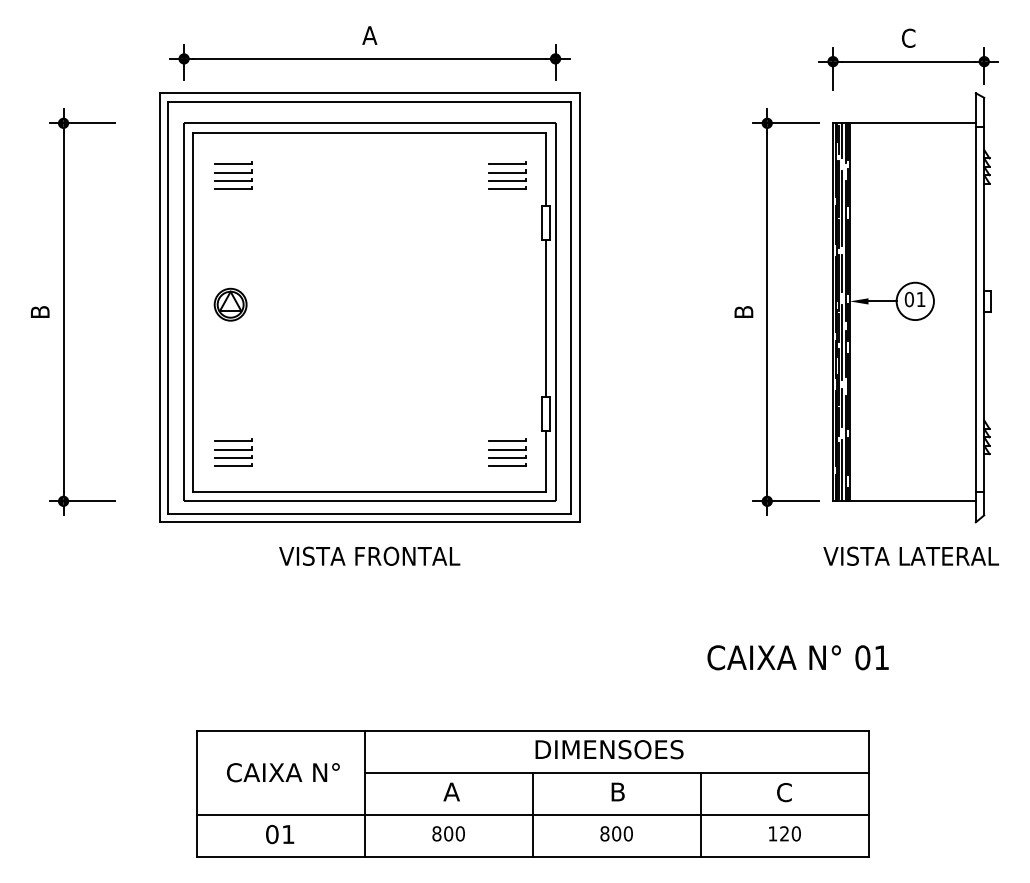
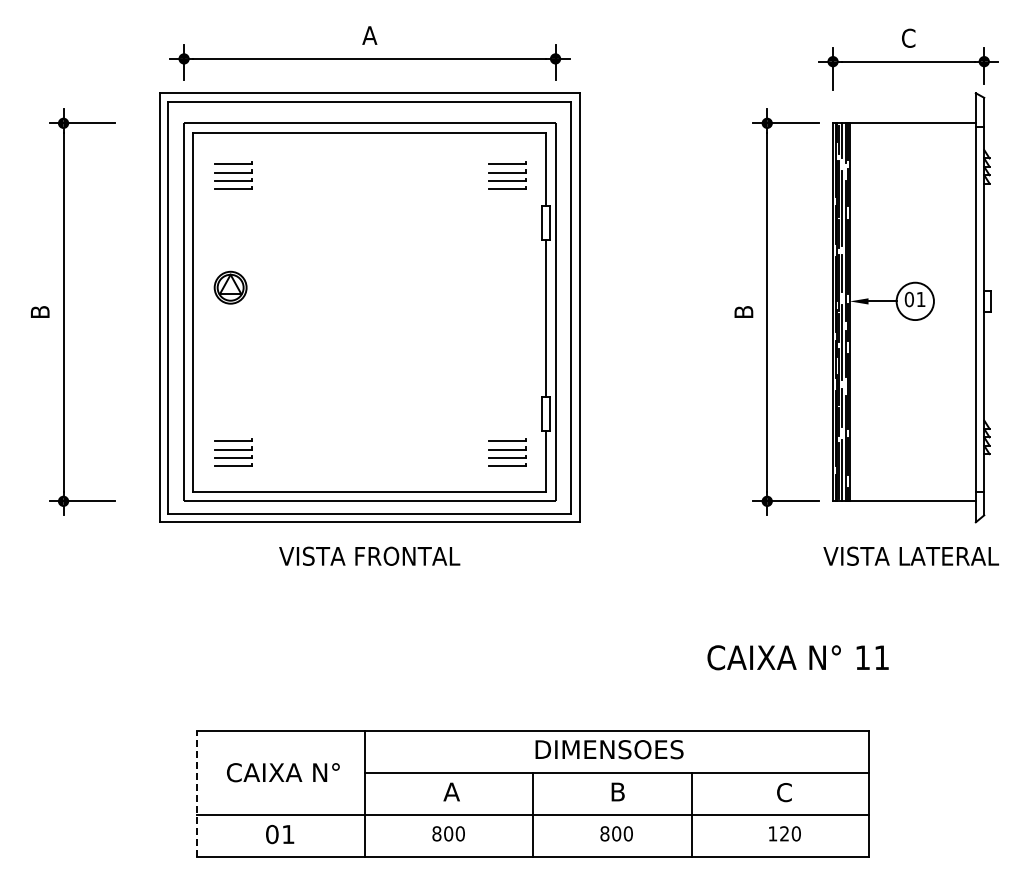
part position: (230, 304) -> (230, 287) (230, 287)
text: 01 -> 11 (862, 657)
line: solid -> dashed (196, 793)
line position: (700, 814) -> (691, 814) (691, 814)
